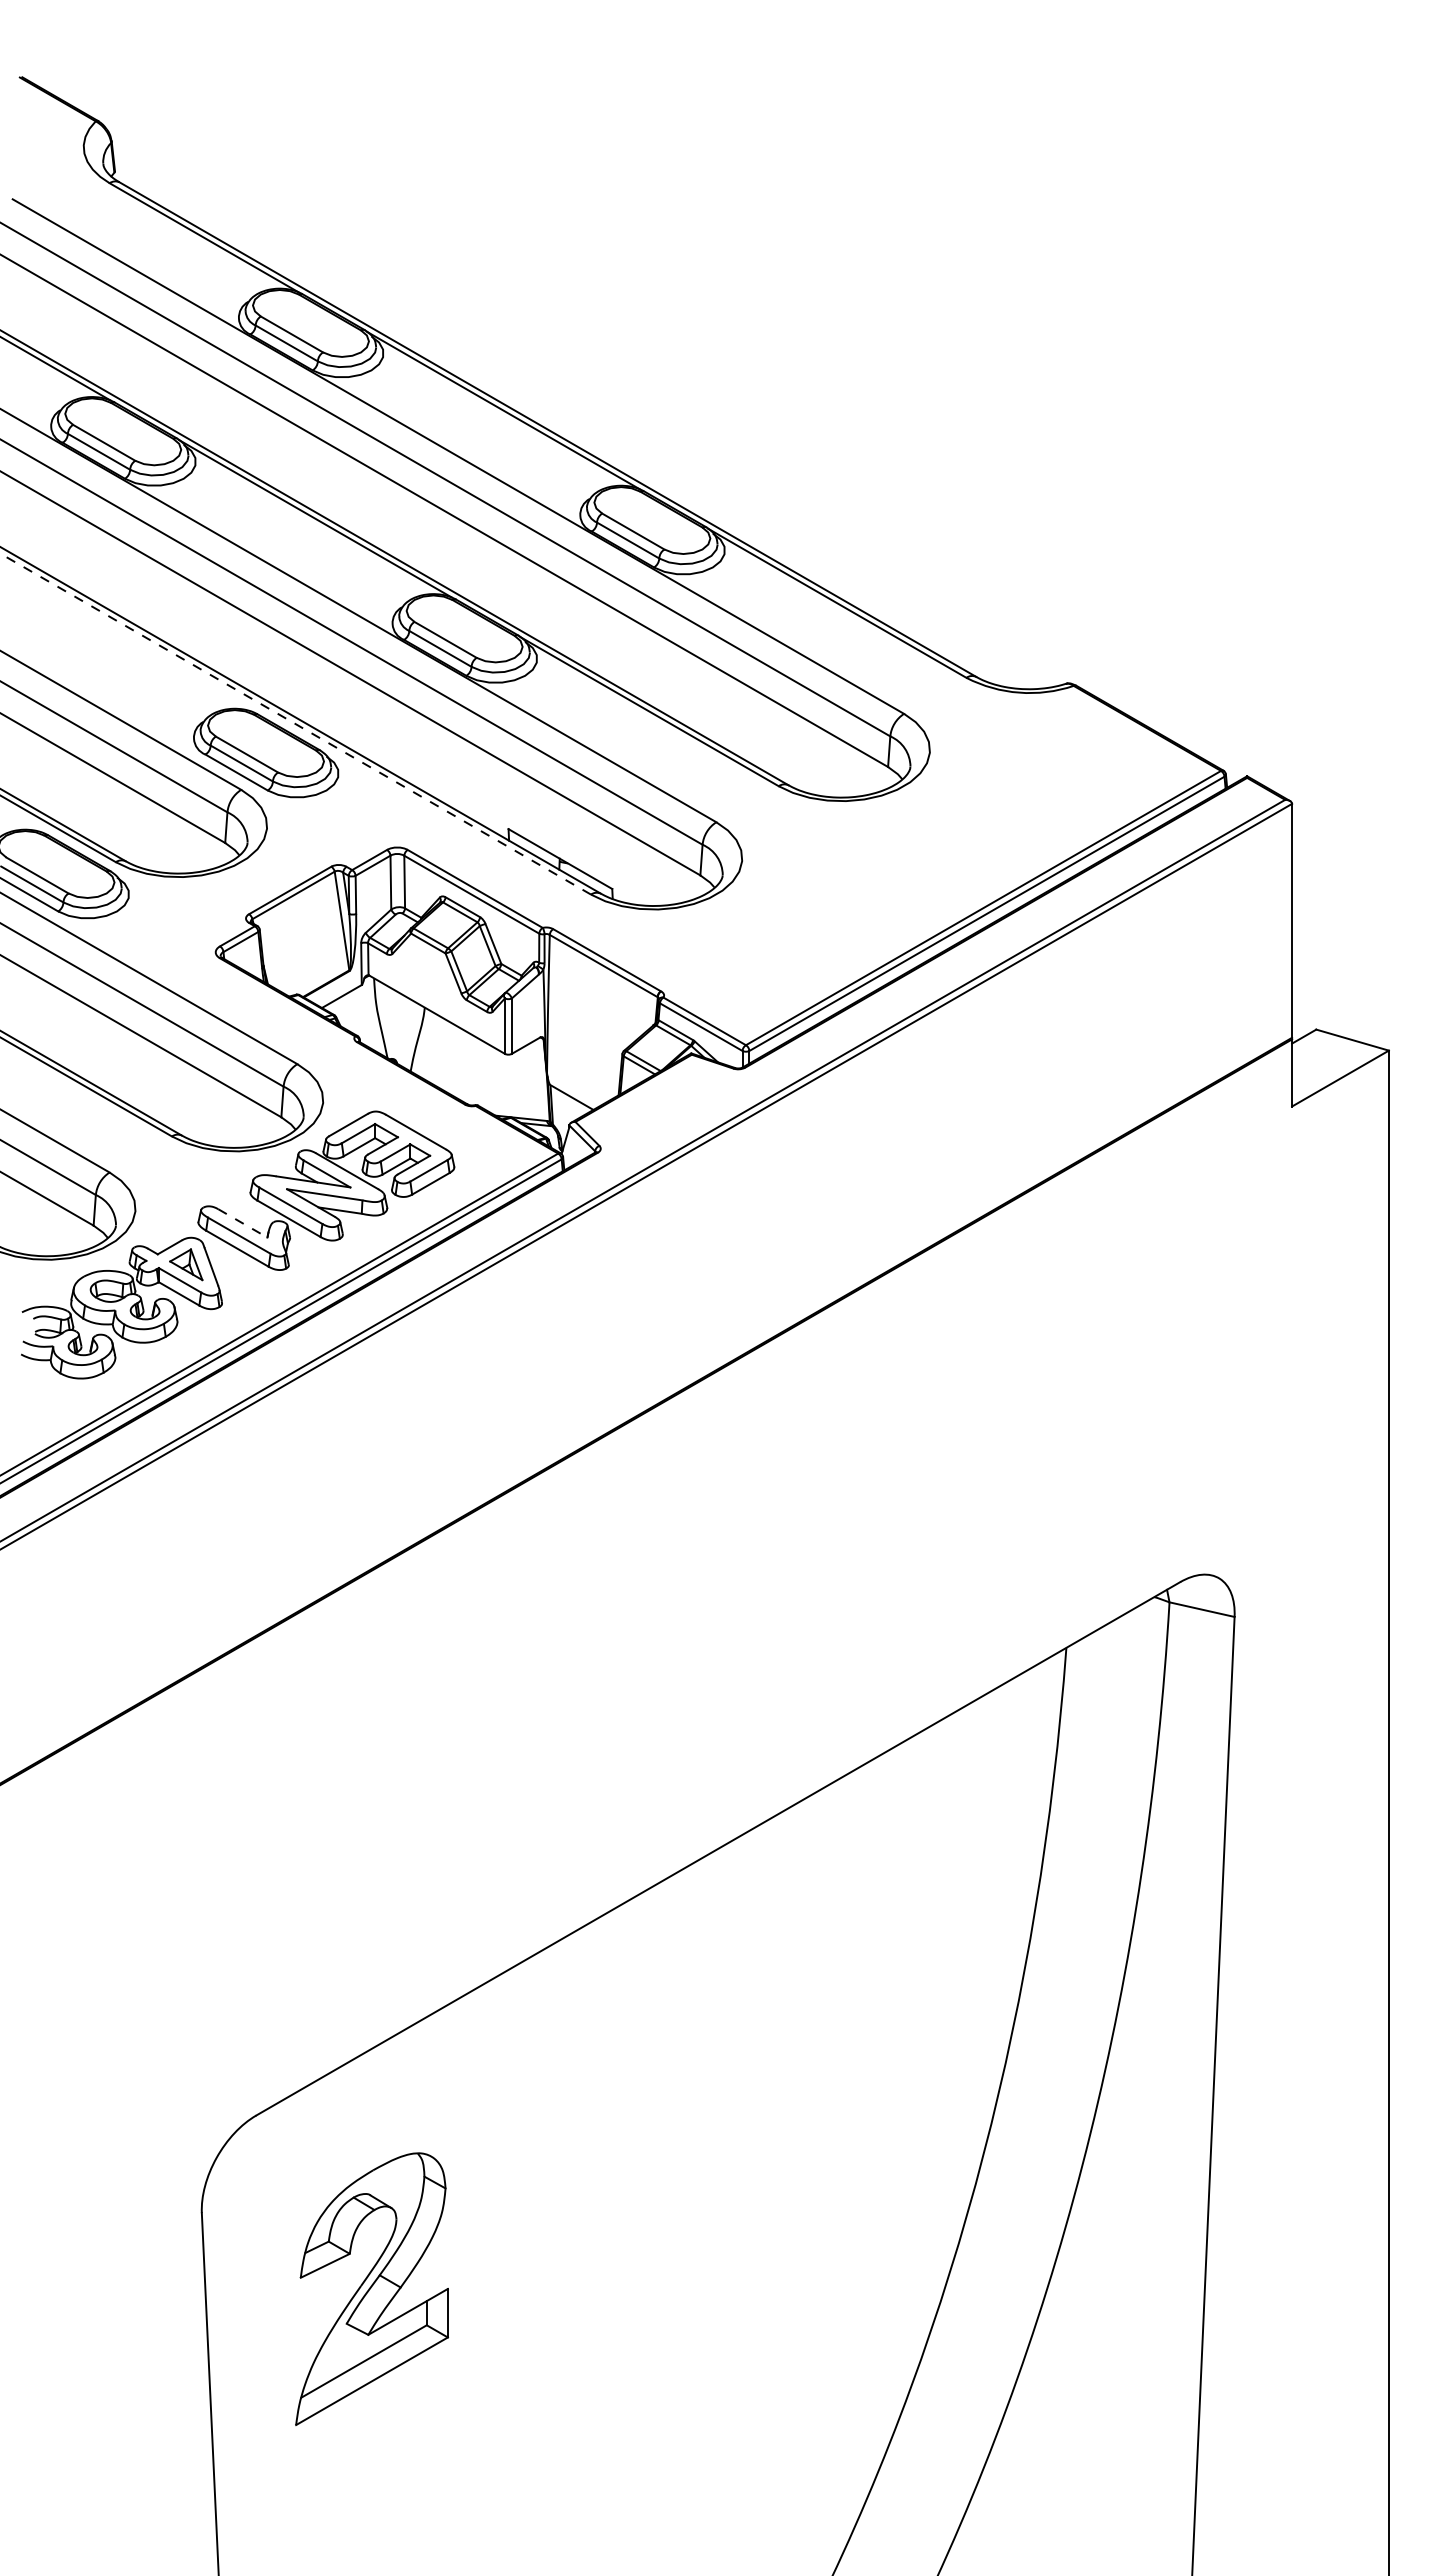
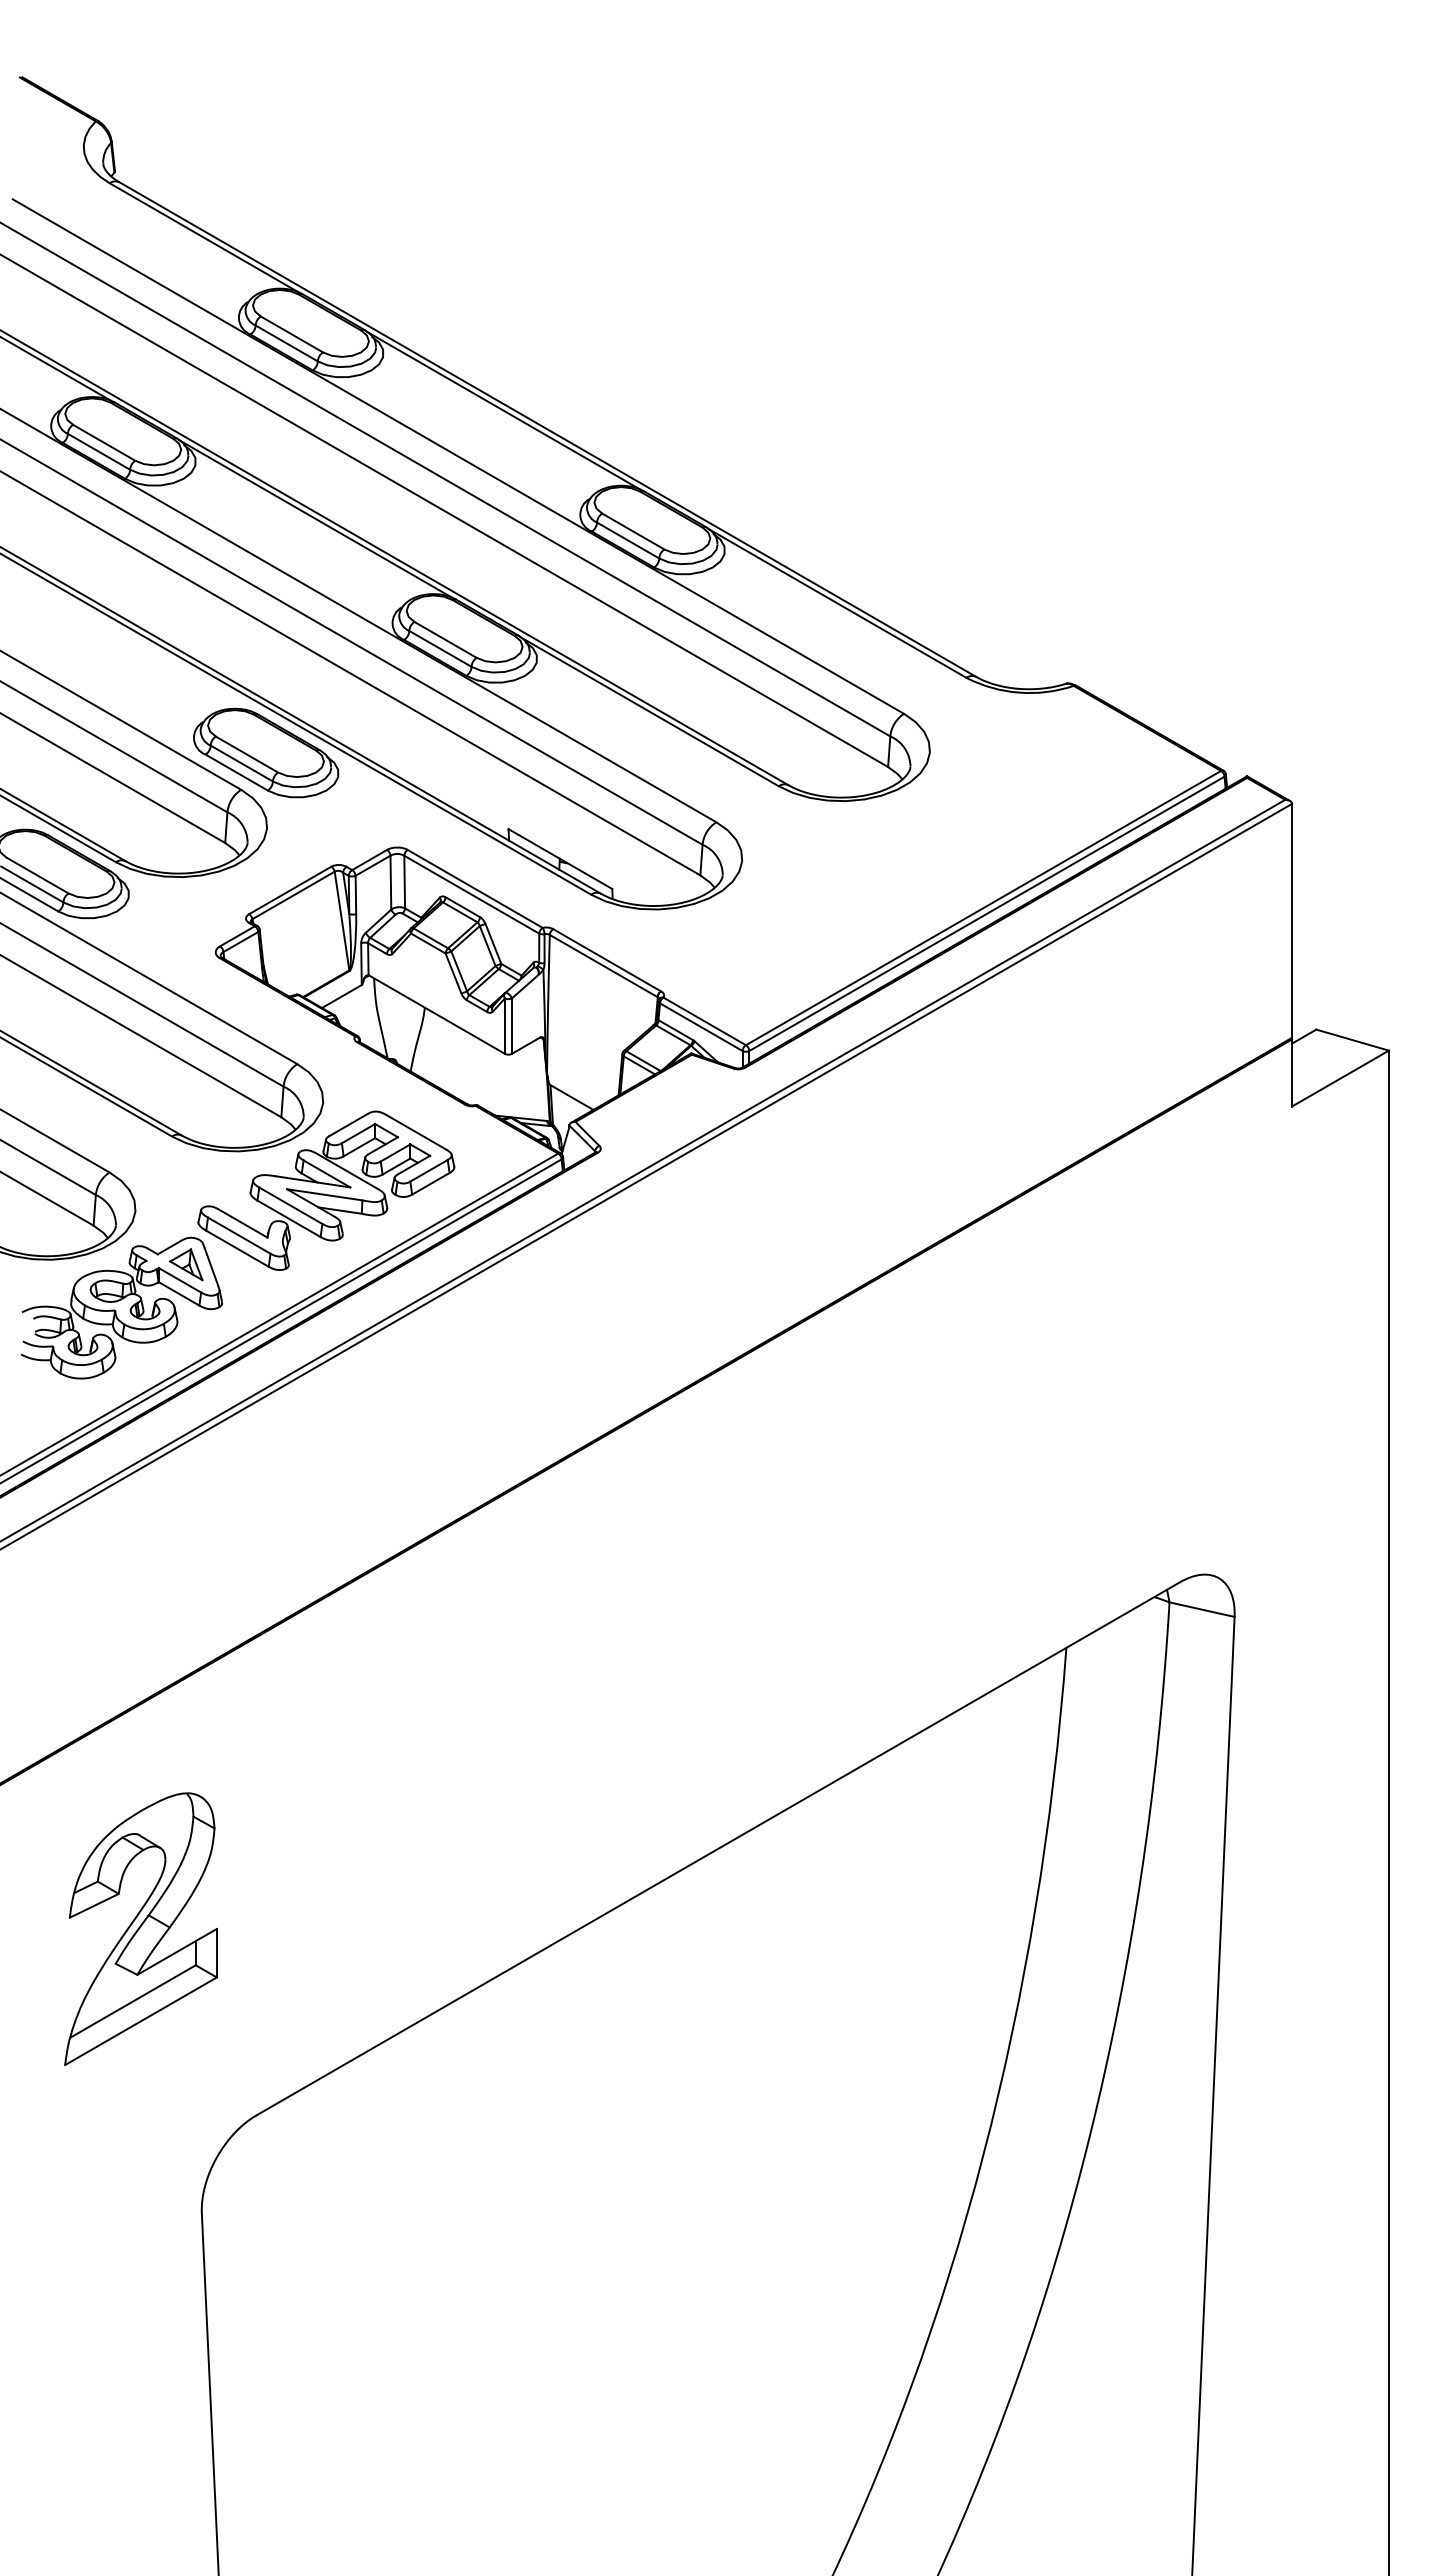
line: dashed -> solid (295, 724)
line: dashed -> solid (243, 1223)
part position: (371, 2288) -> (140, 1928) (140, 1928)
